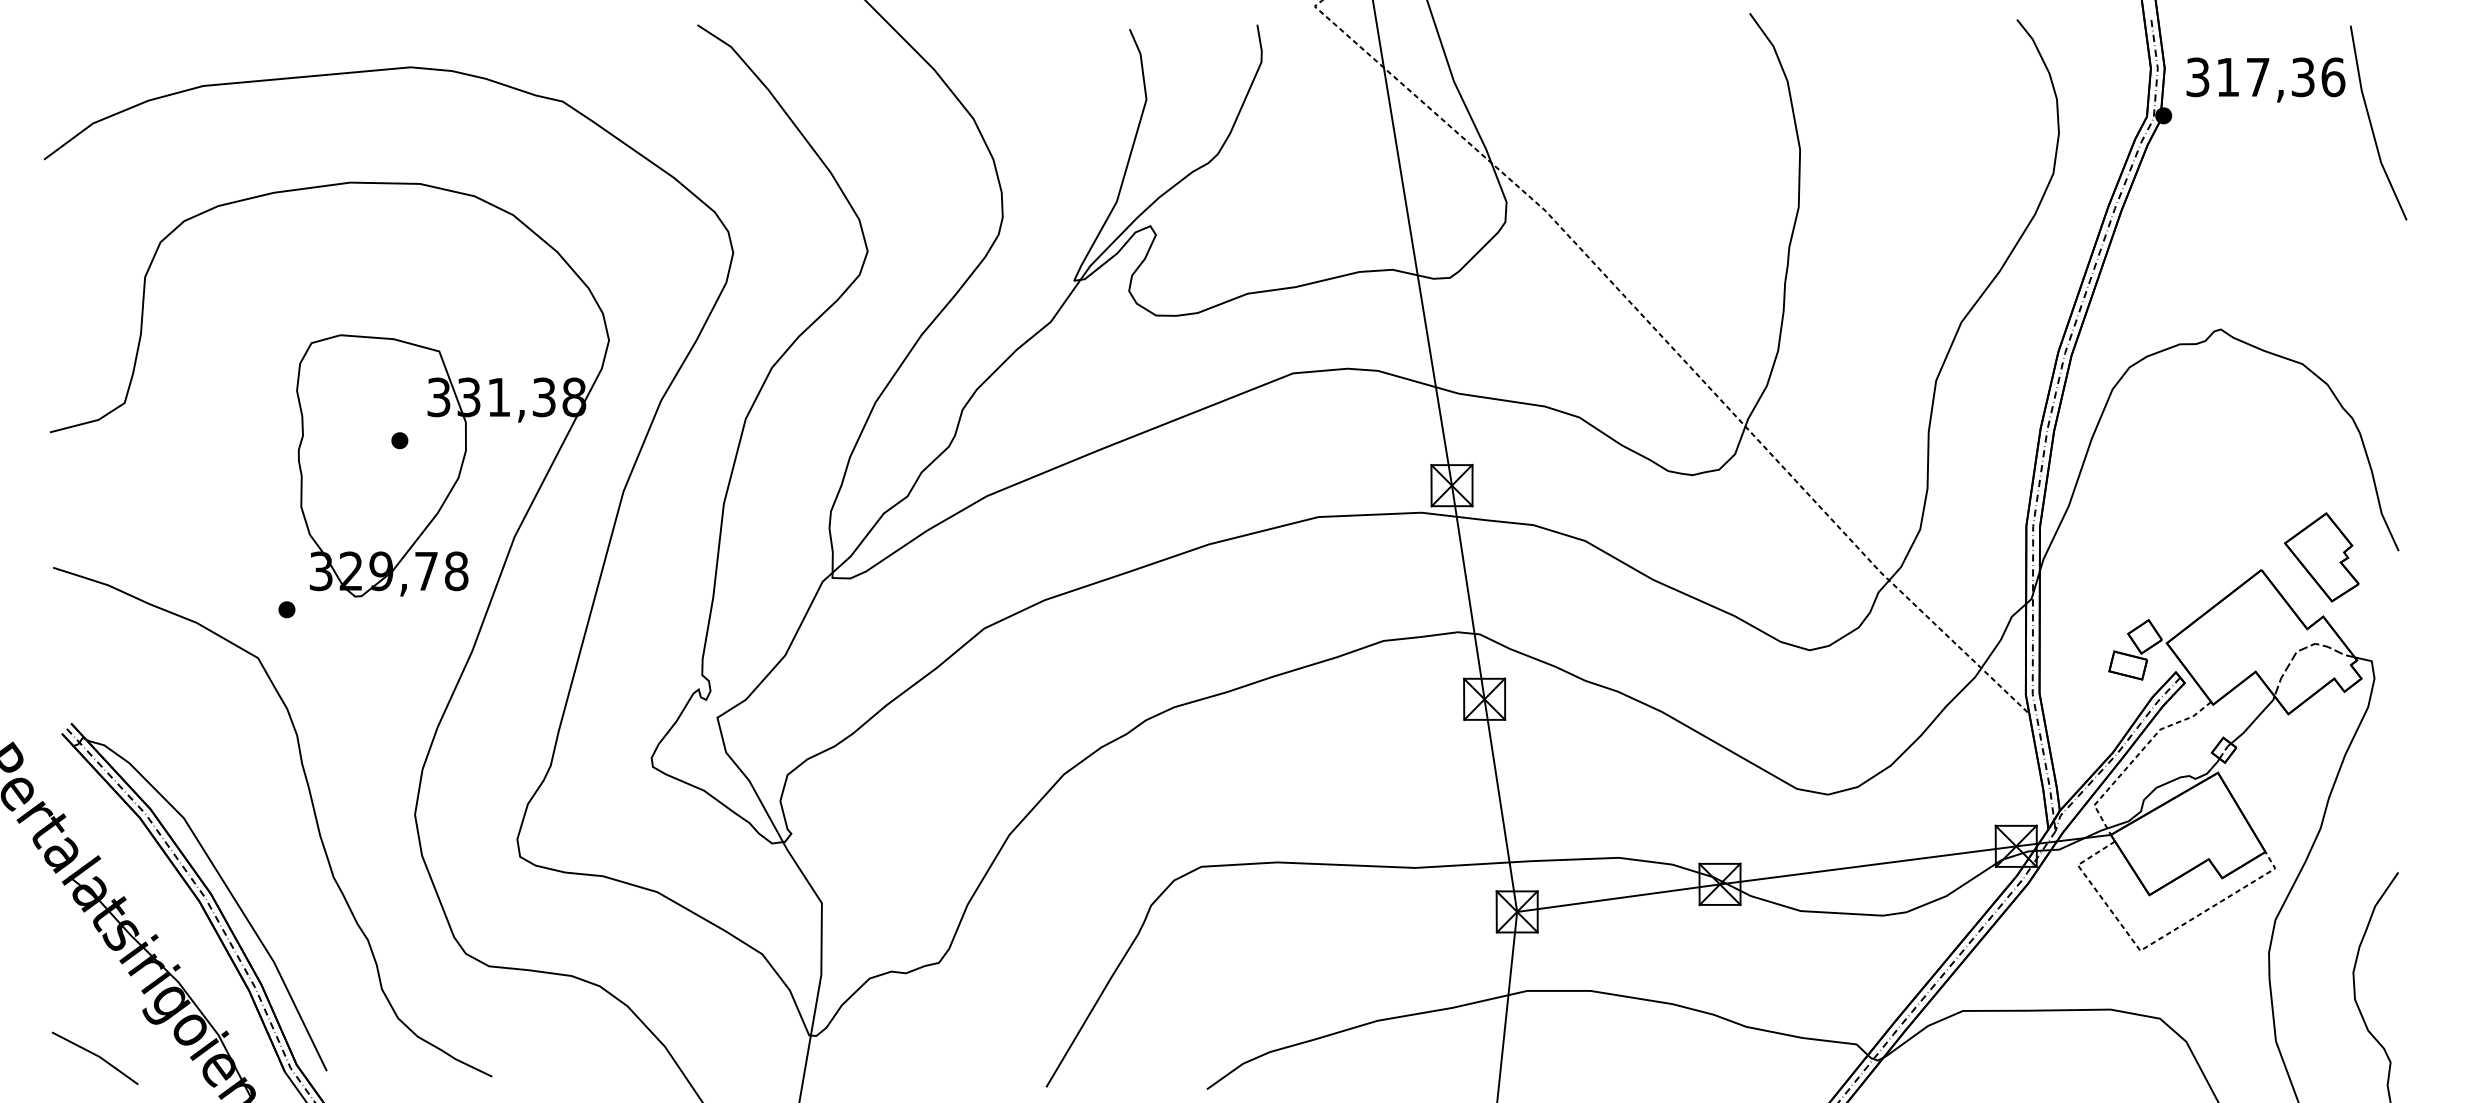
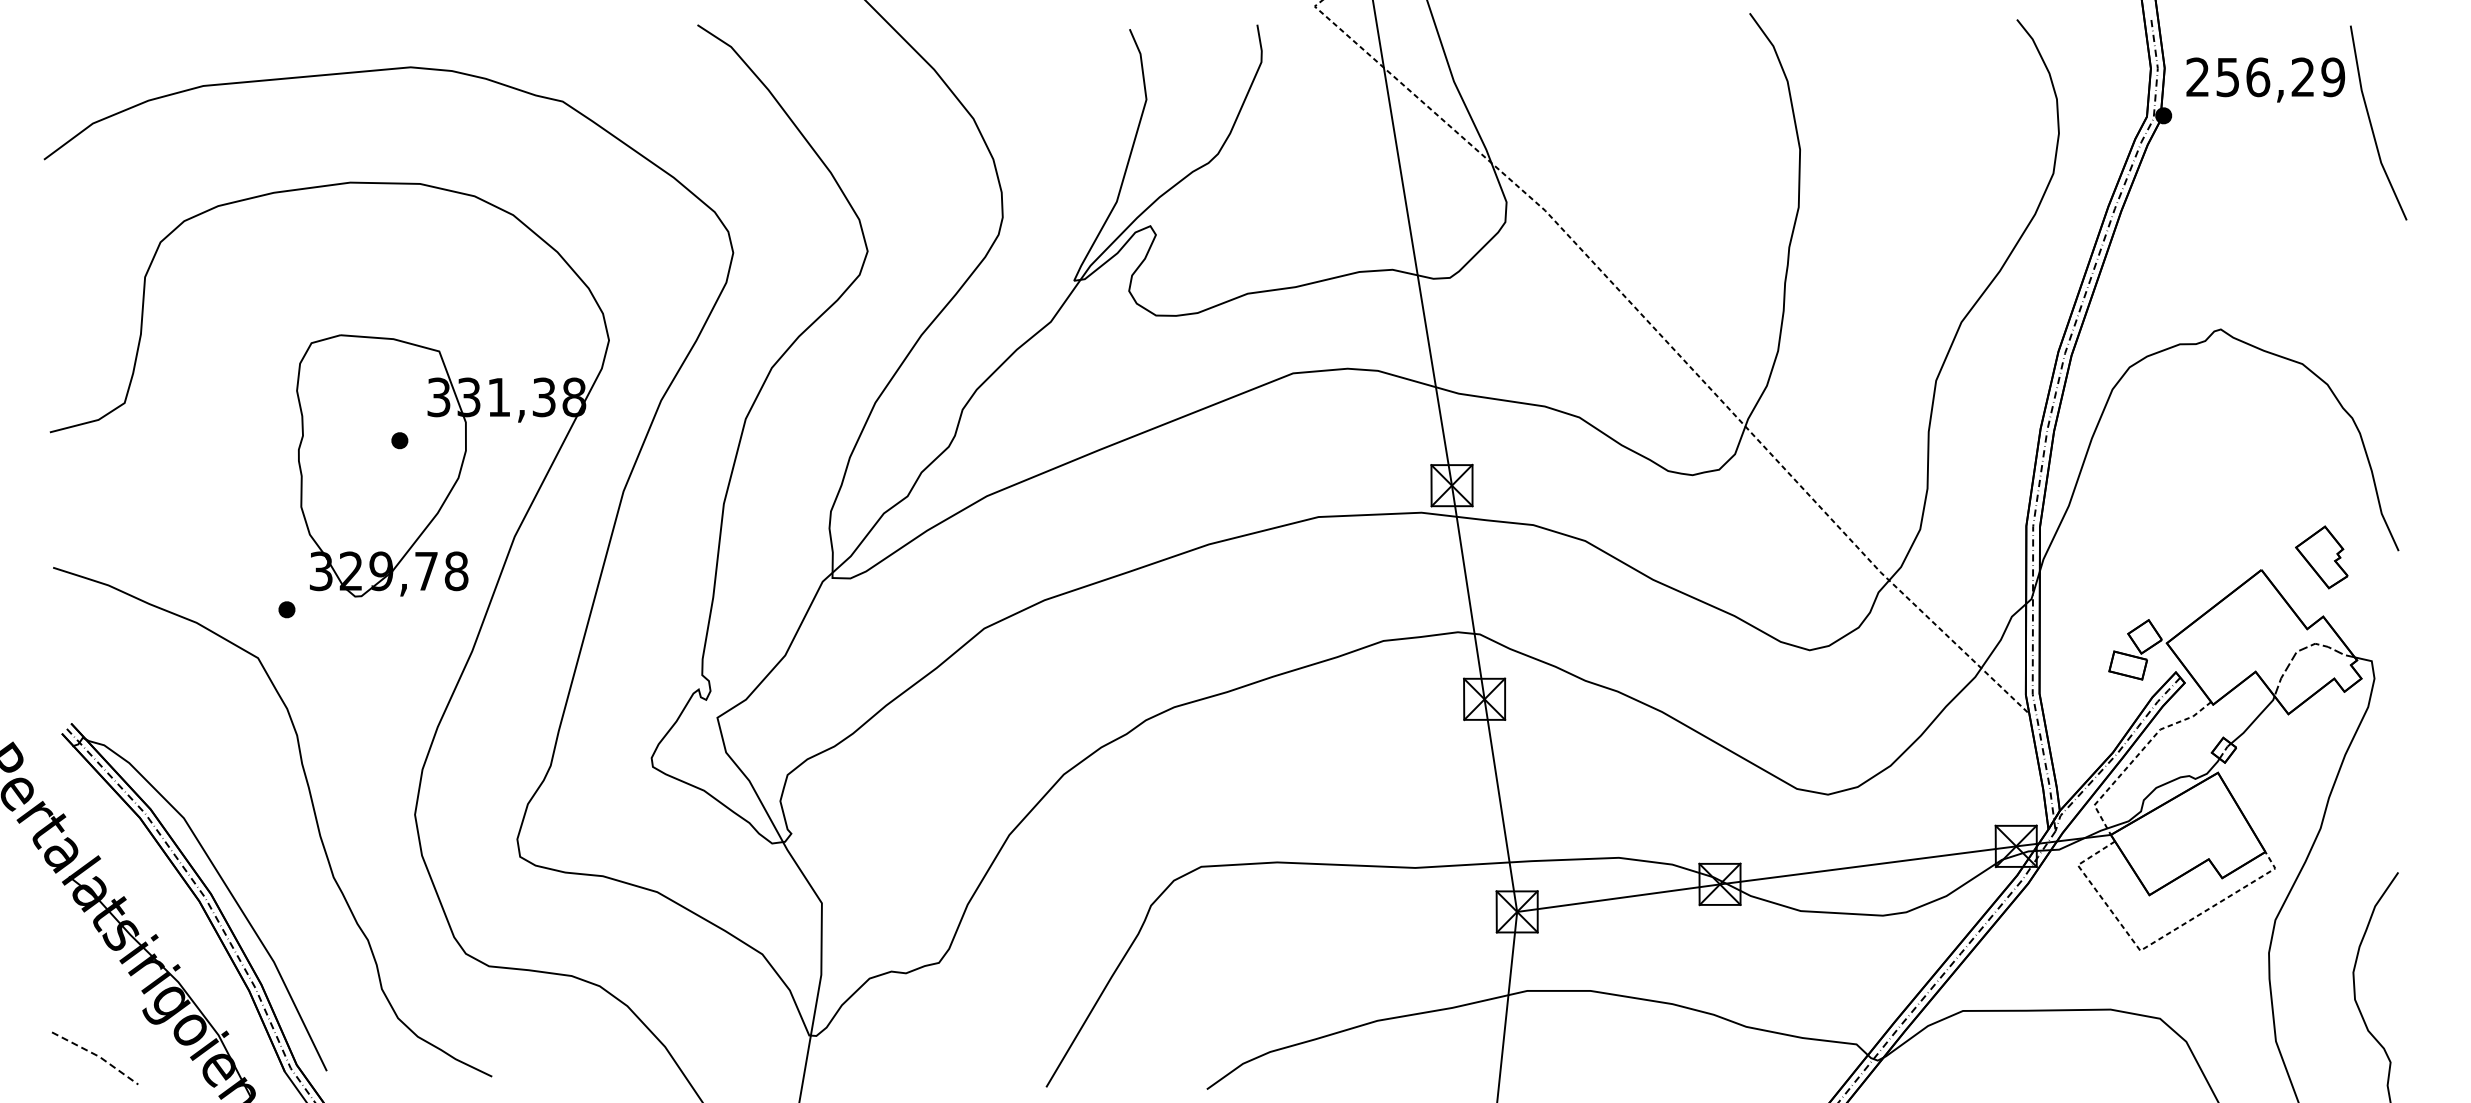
text: 317,36 -> 256,29 (2265, 77)
part size: 76x91 px -> 54x65 px (2321, 557)
line: solid -> dashed (97, 1055)
